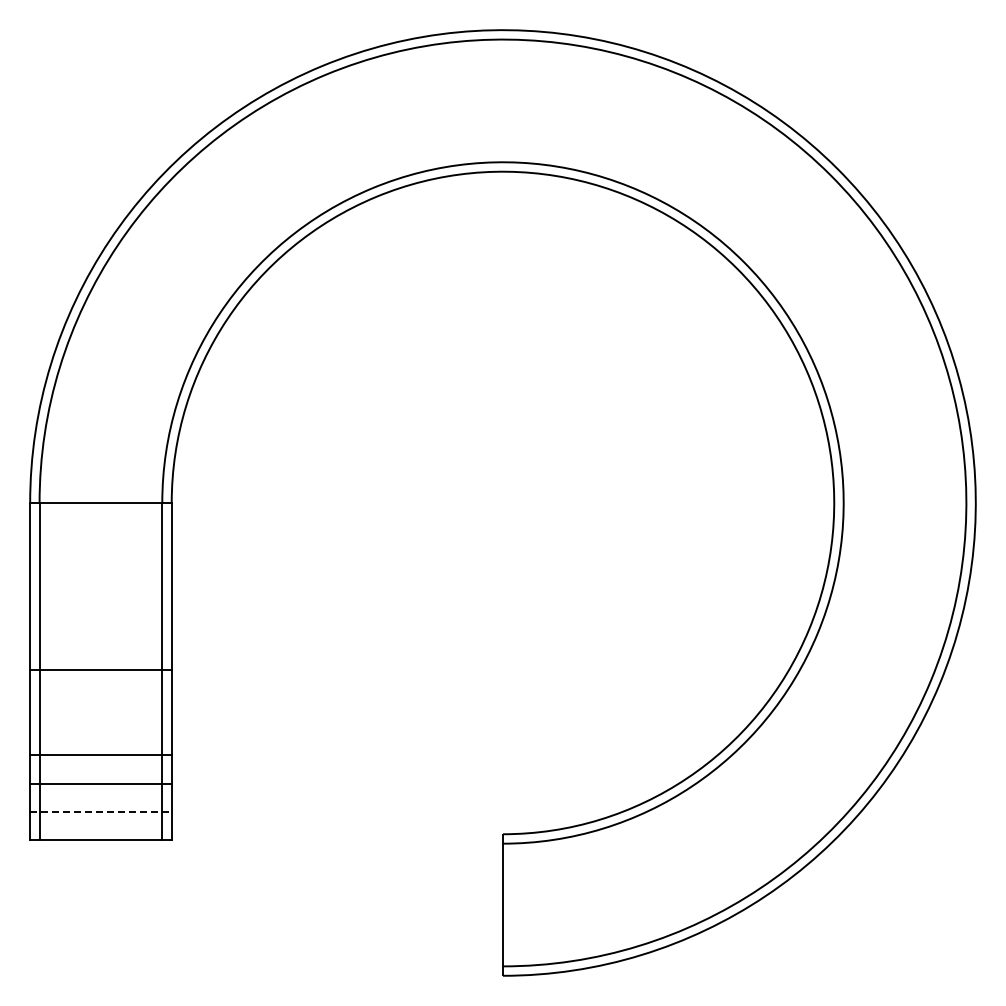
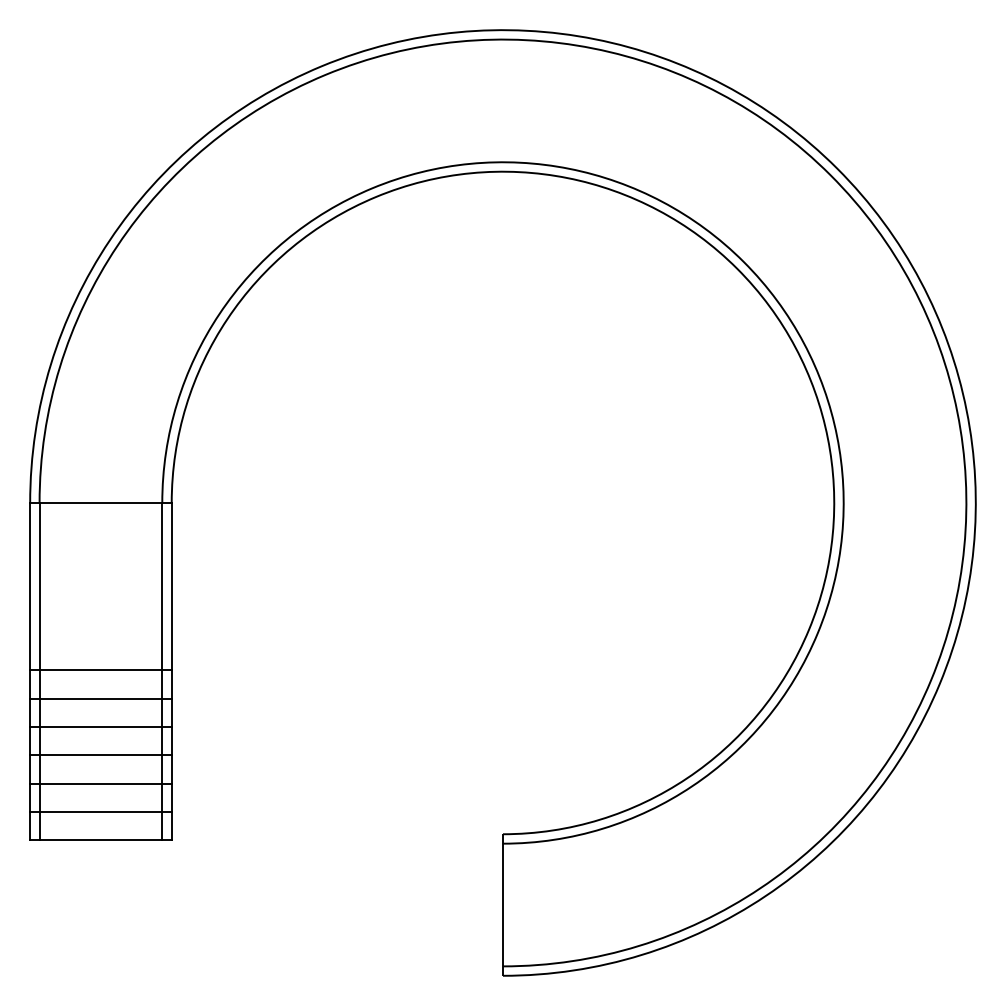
line: none -> present (100, 698)
line: none -> present (100, 727)
line: dashed -> solid (100, 812)
